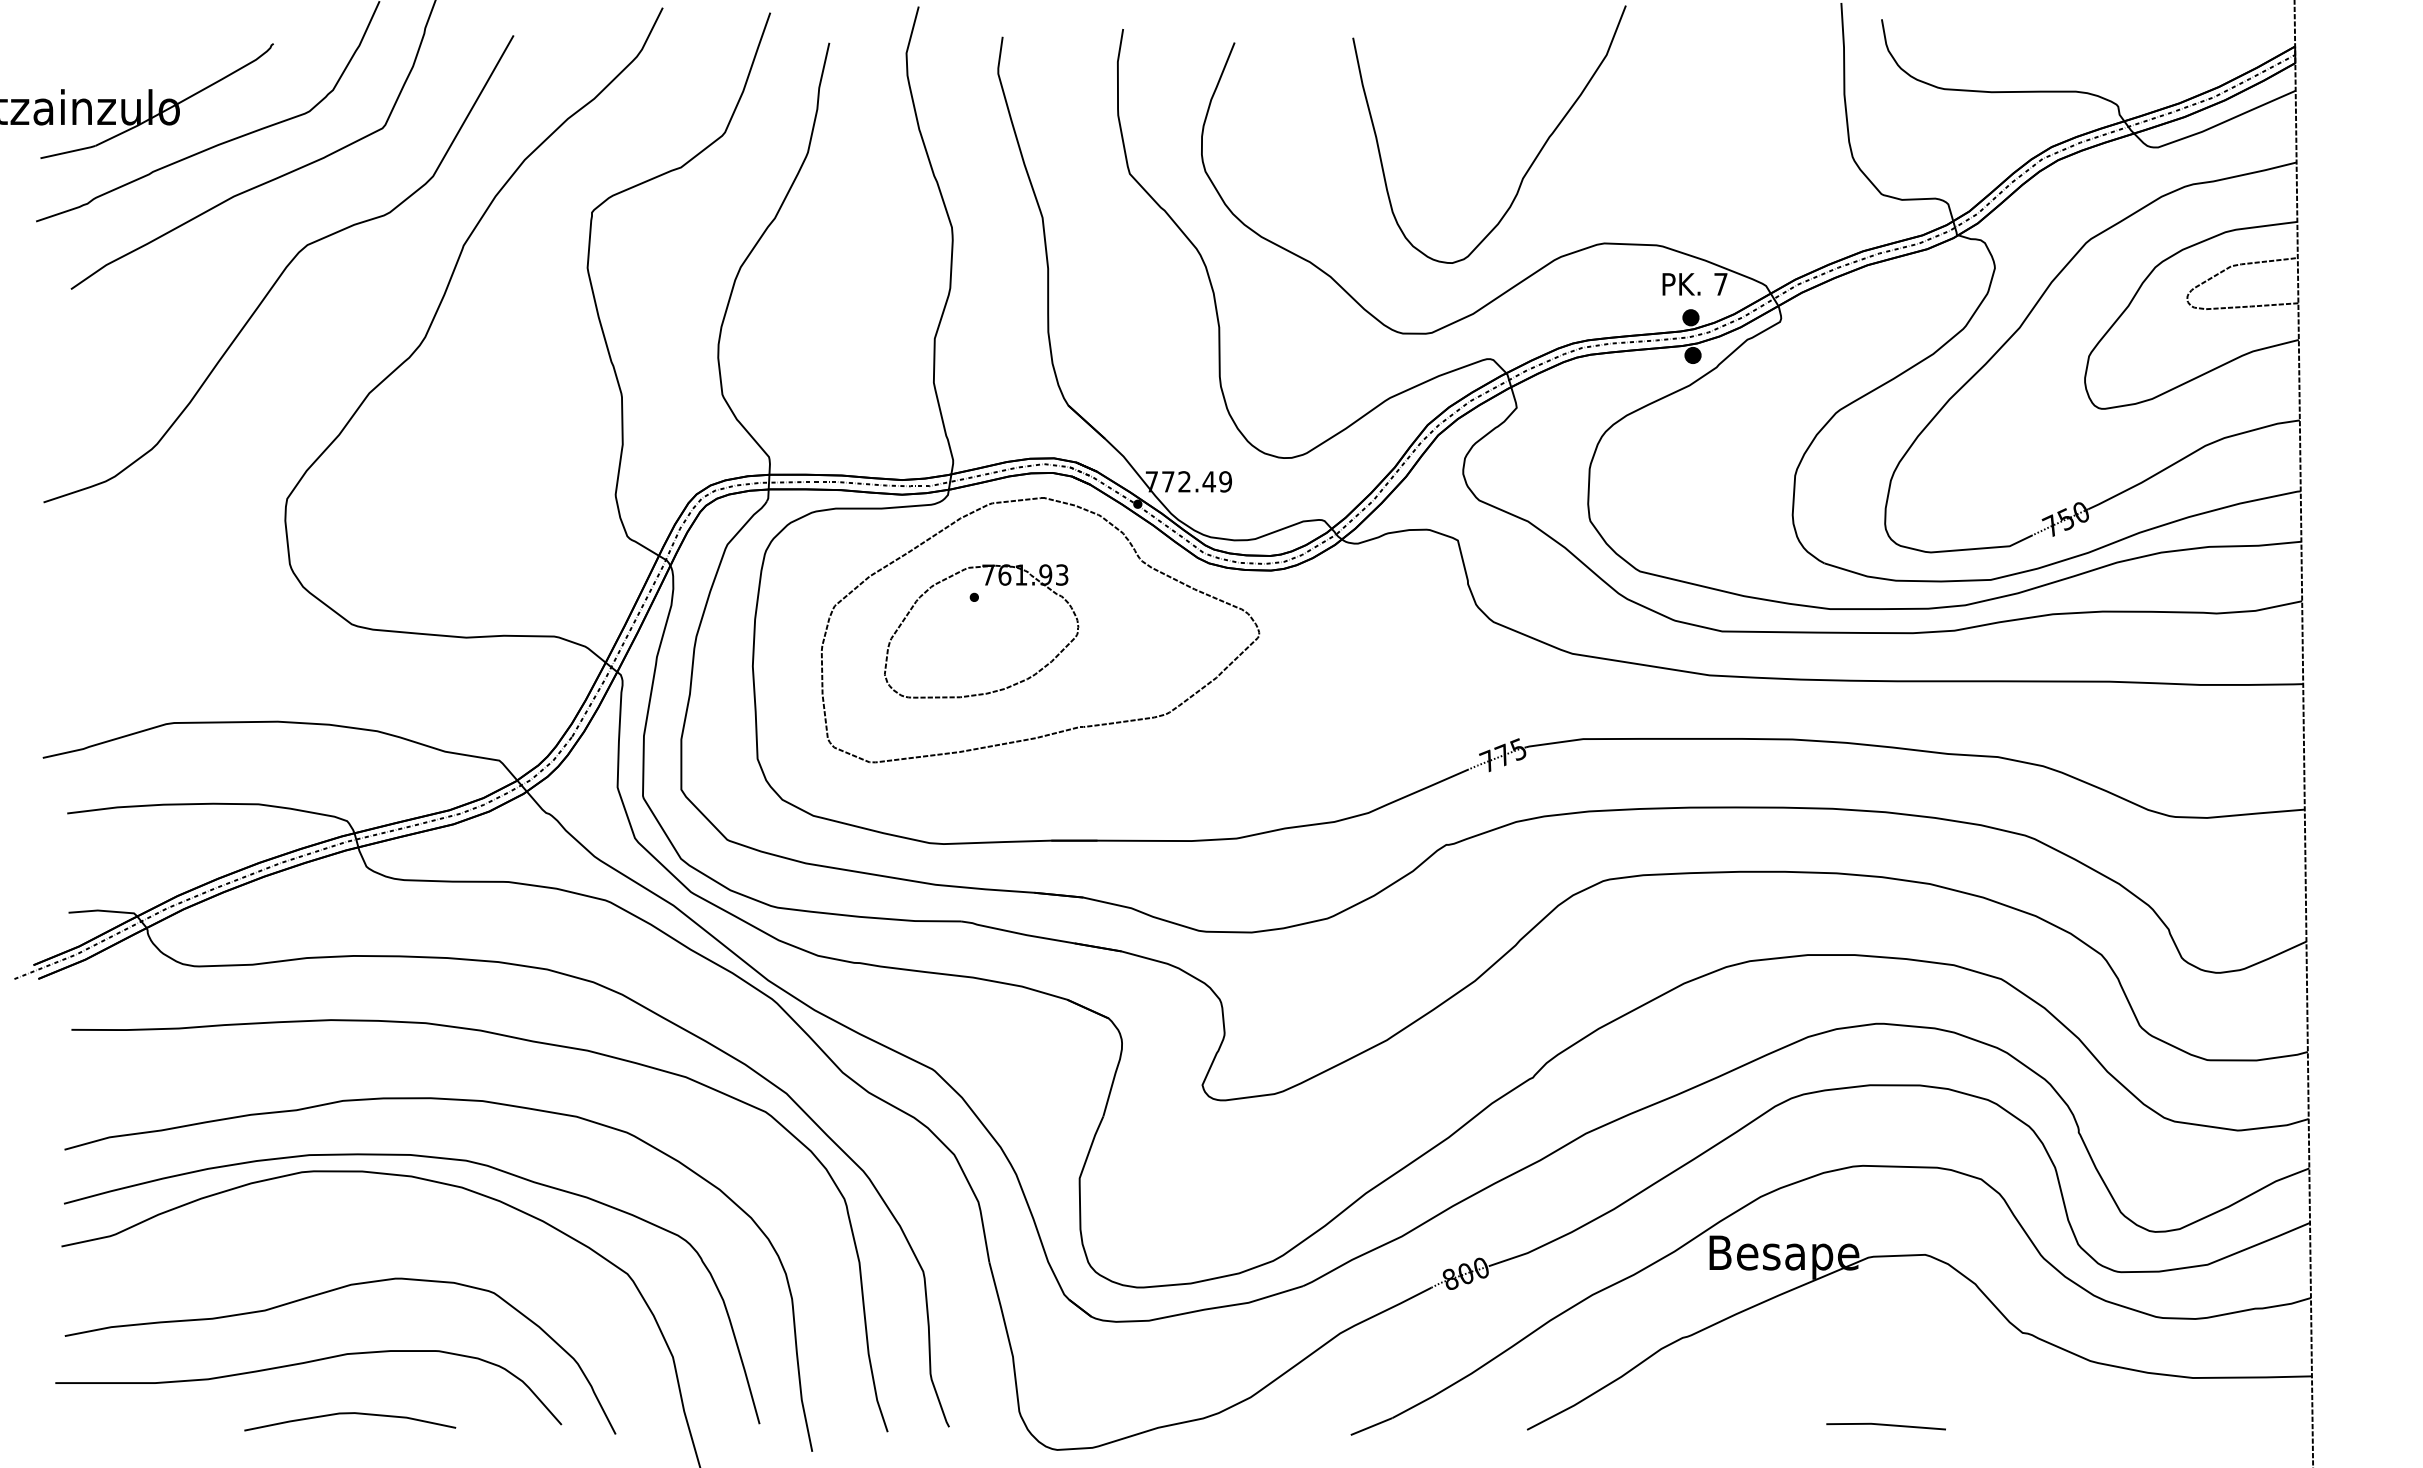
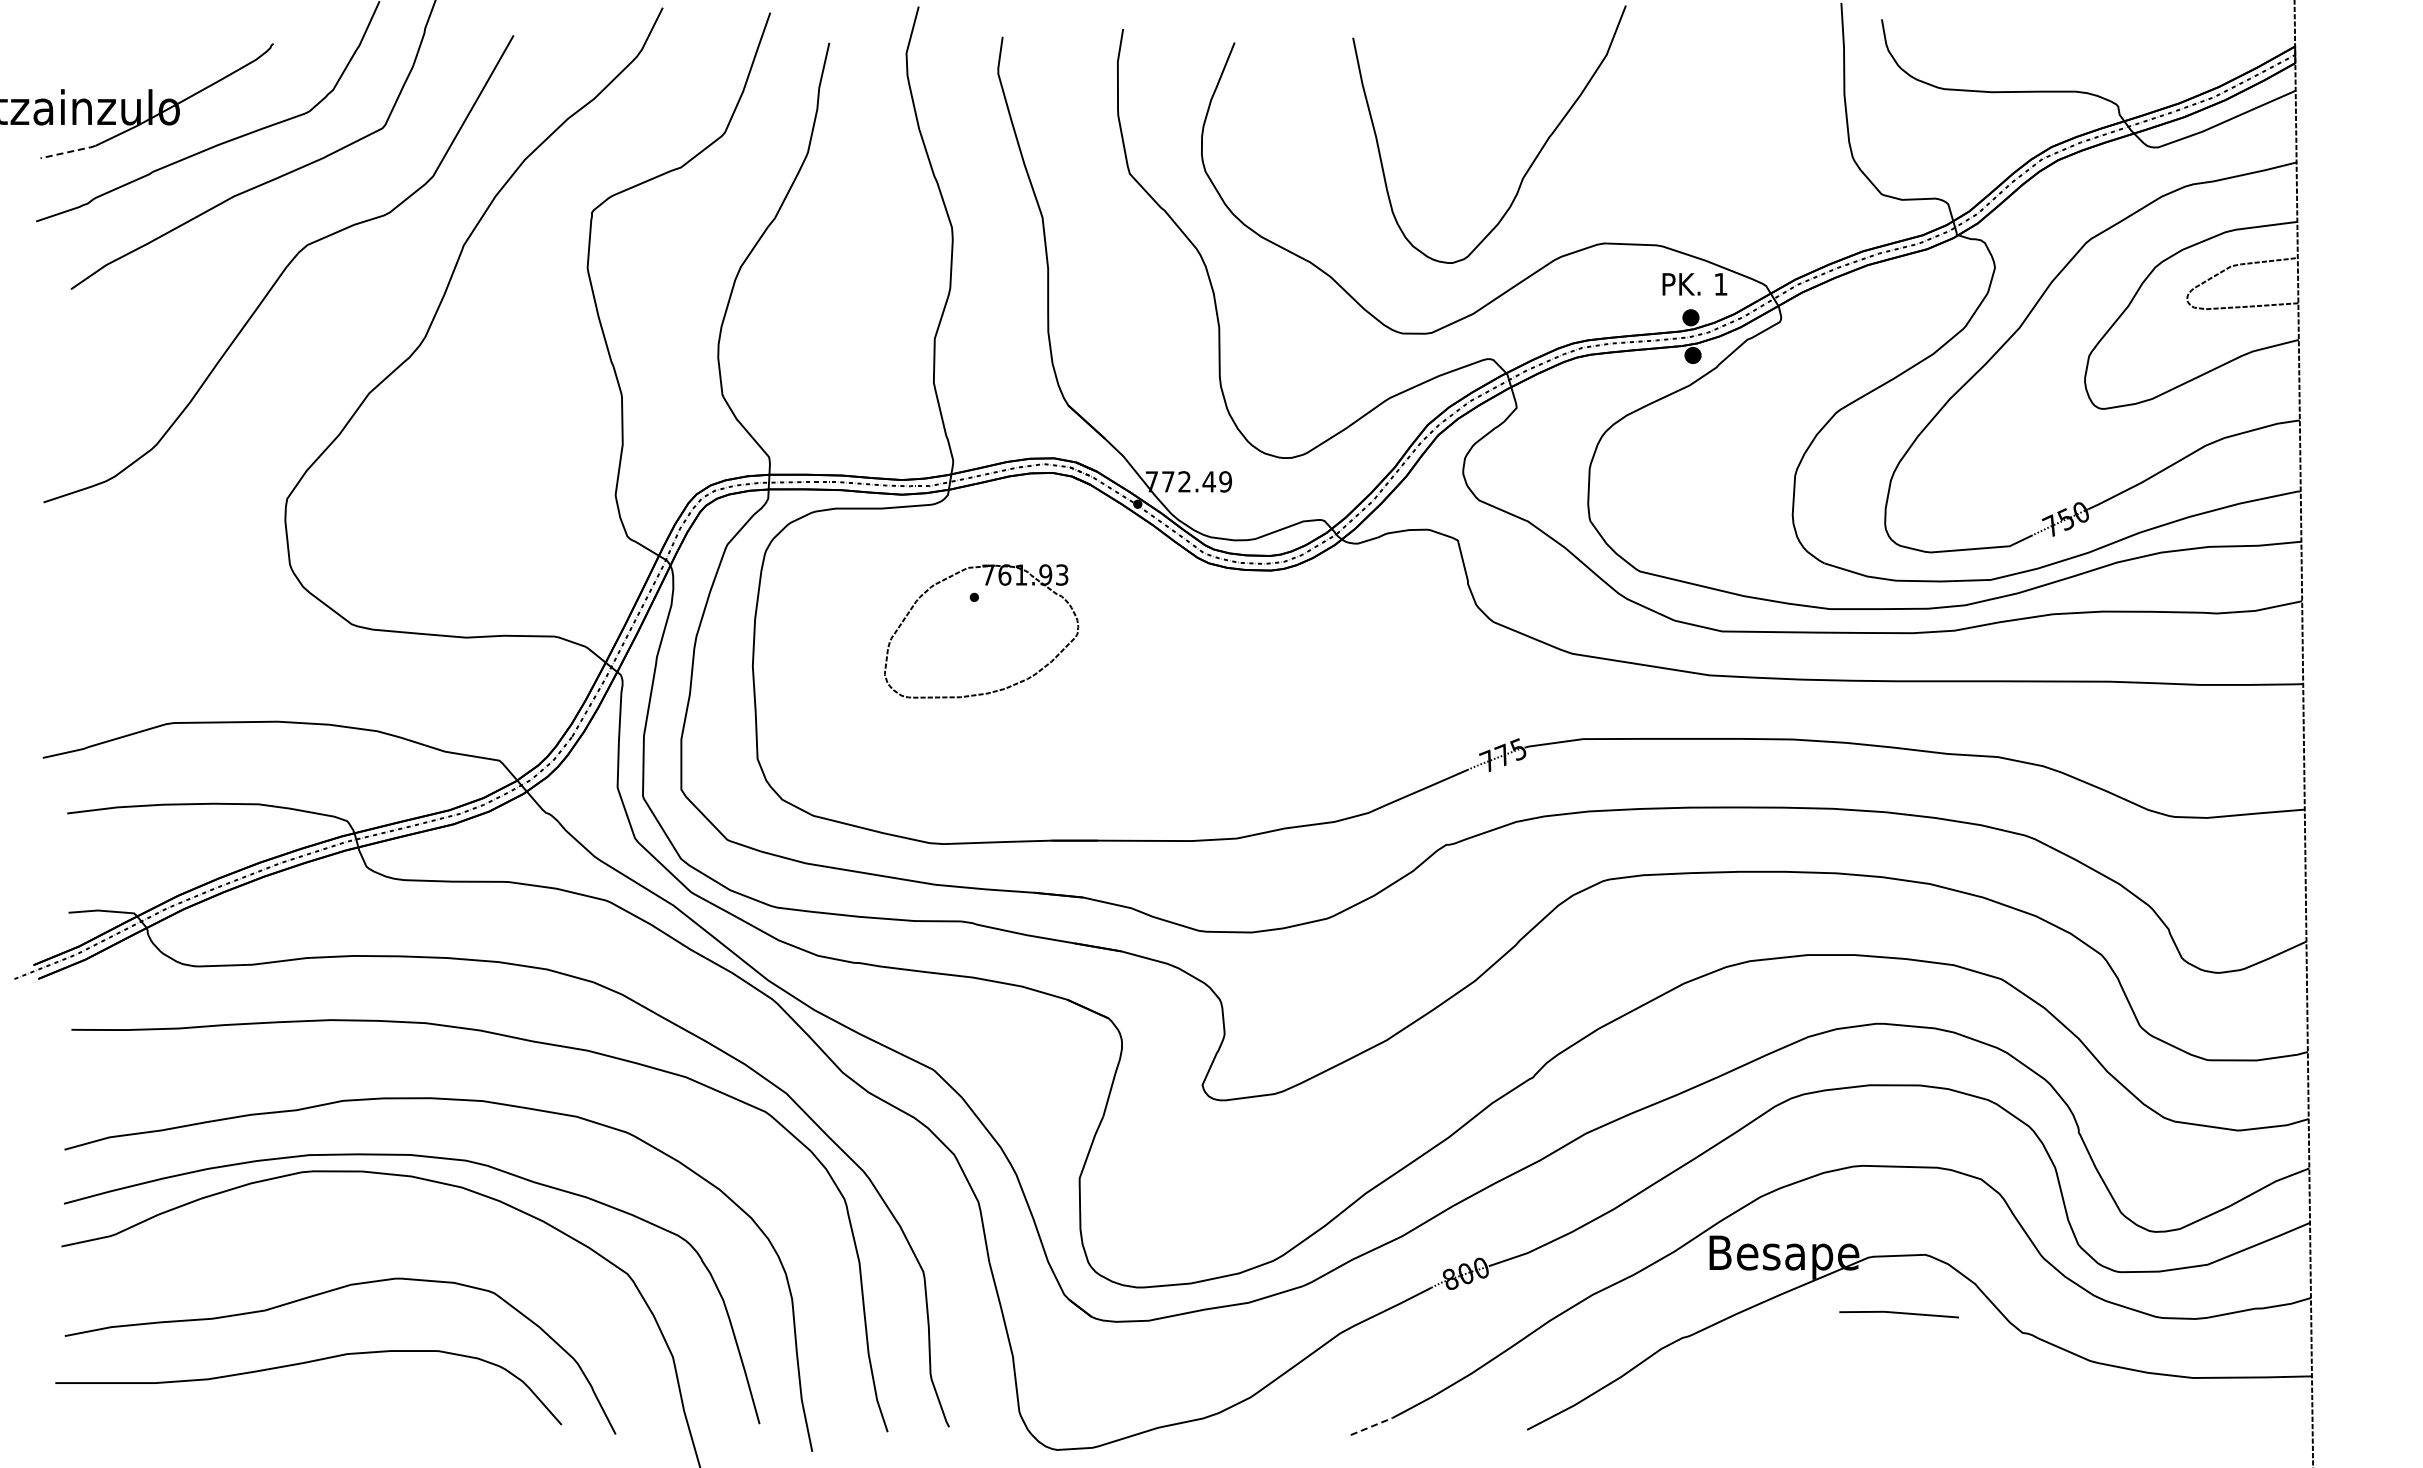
line: solid -> dashed (68, 152)
text: 7 -> 1 (1720, 284)
part: present -> none (1061, 730)
curve: present -> none (350, 1414)
line position: (1885, 1425) -> (1898, 1313) (1898, 1313)
line: solid -> dashed (1372, 1426)
